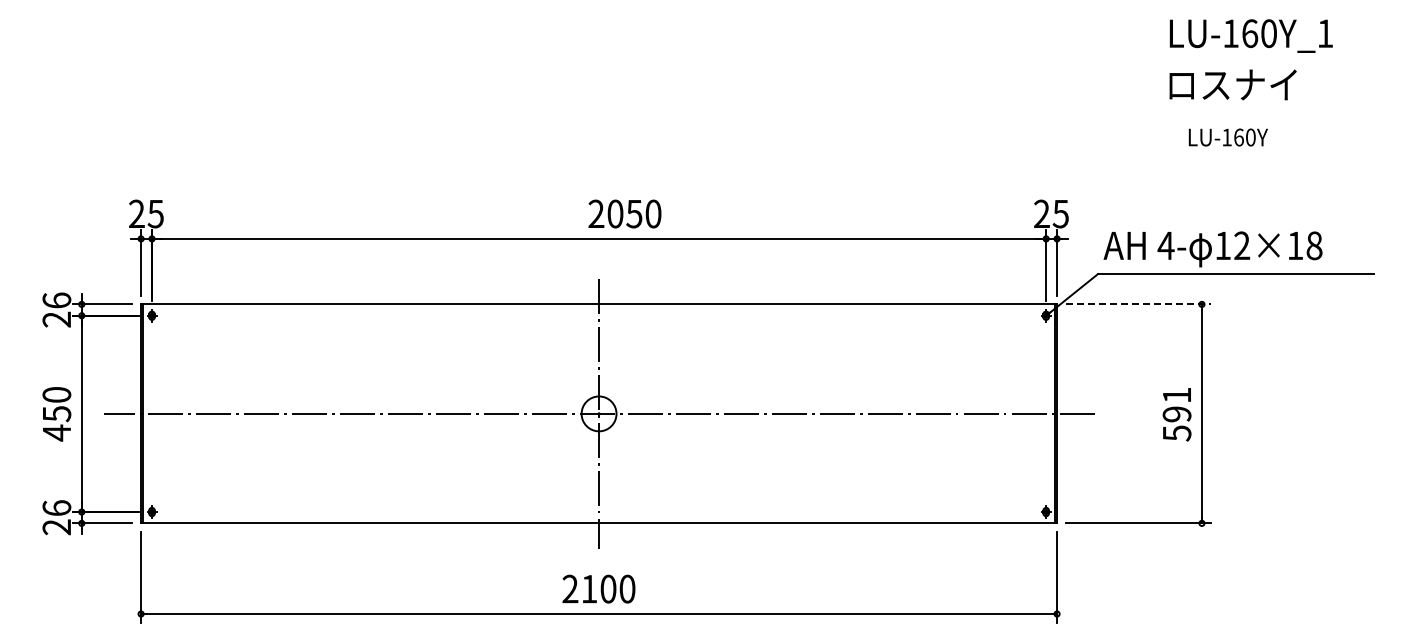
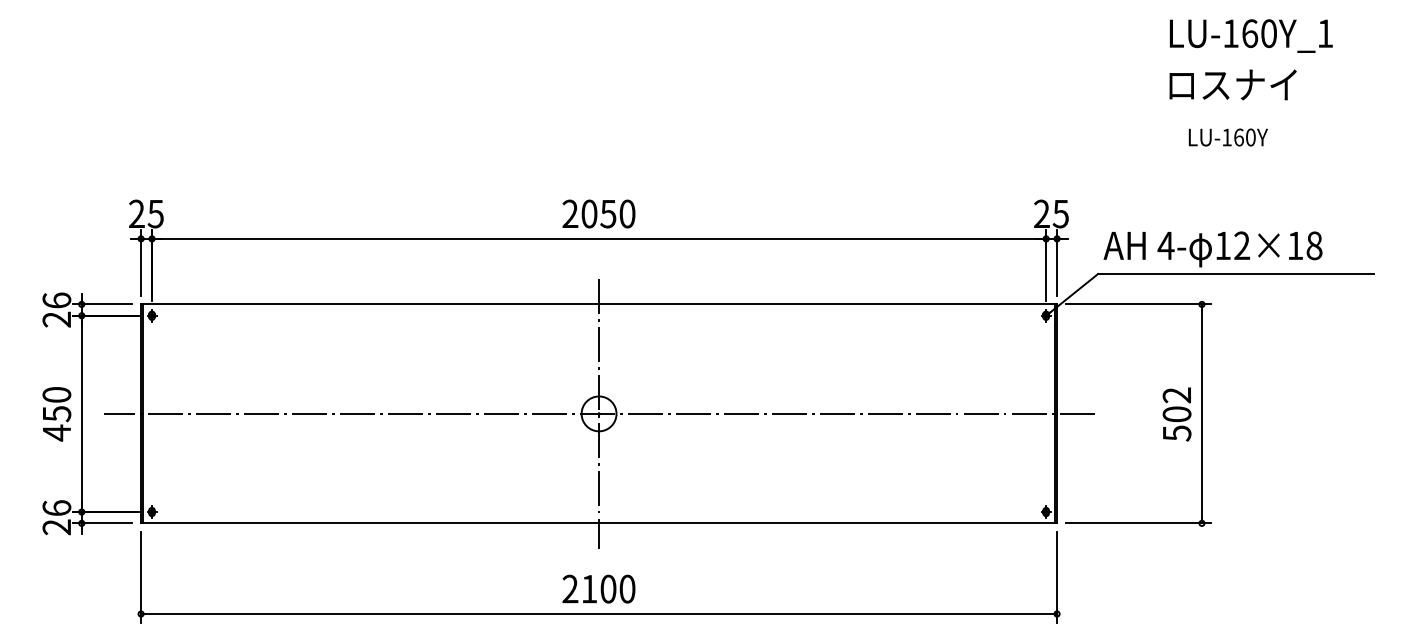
text position: (624, 213) -> (598, 213) (598, 213)
line: dashed -> solid (1138, 304)
text: 591 -> 502 (1176, 404)
